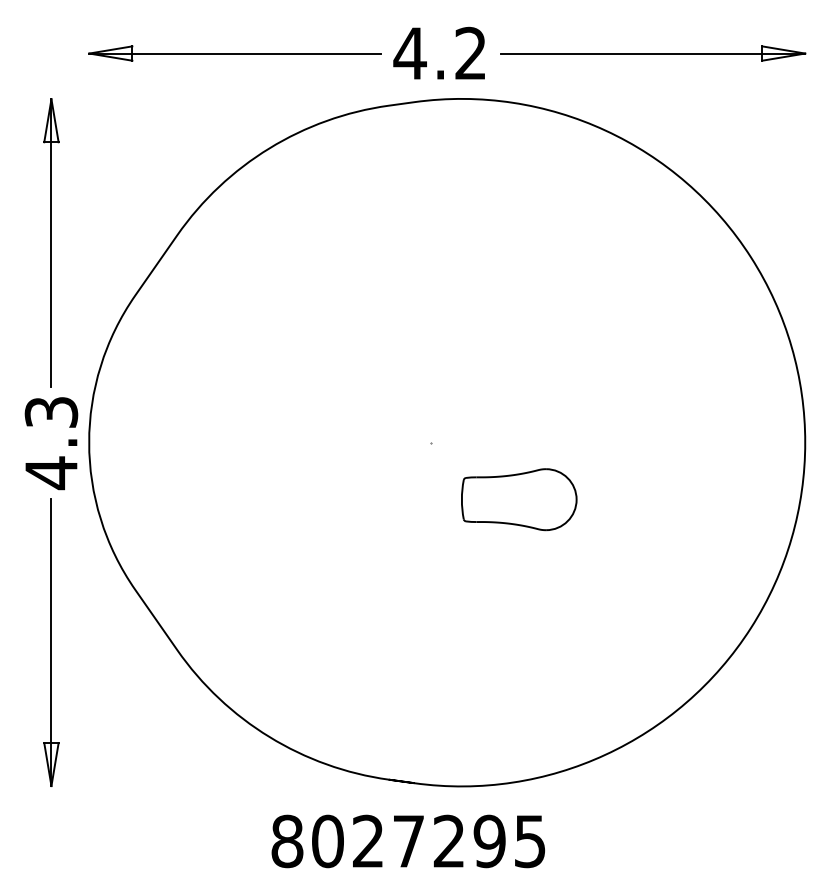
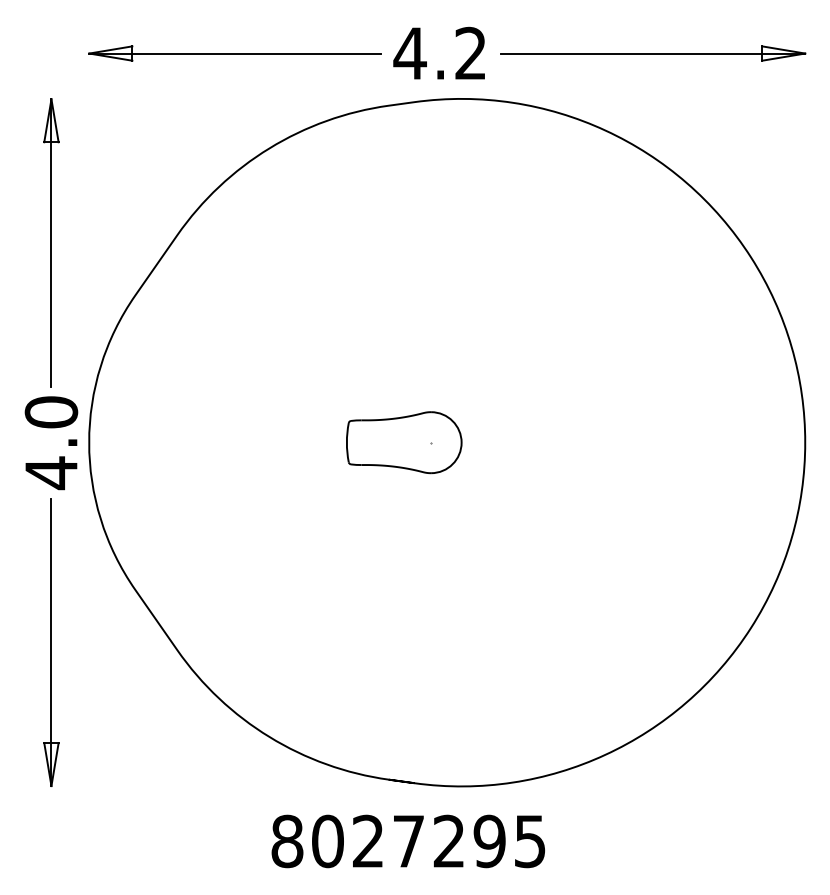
text: 4.3 -> 4.0 (51, 412)
part position: (519, 499) -> (404, 442) (404, 442)
